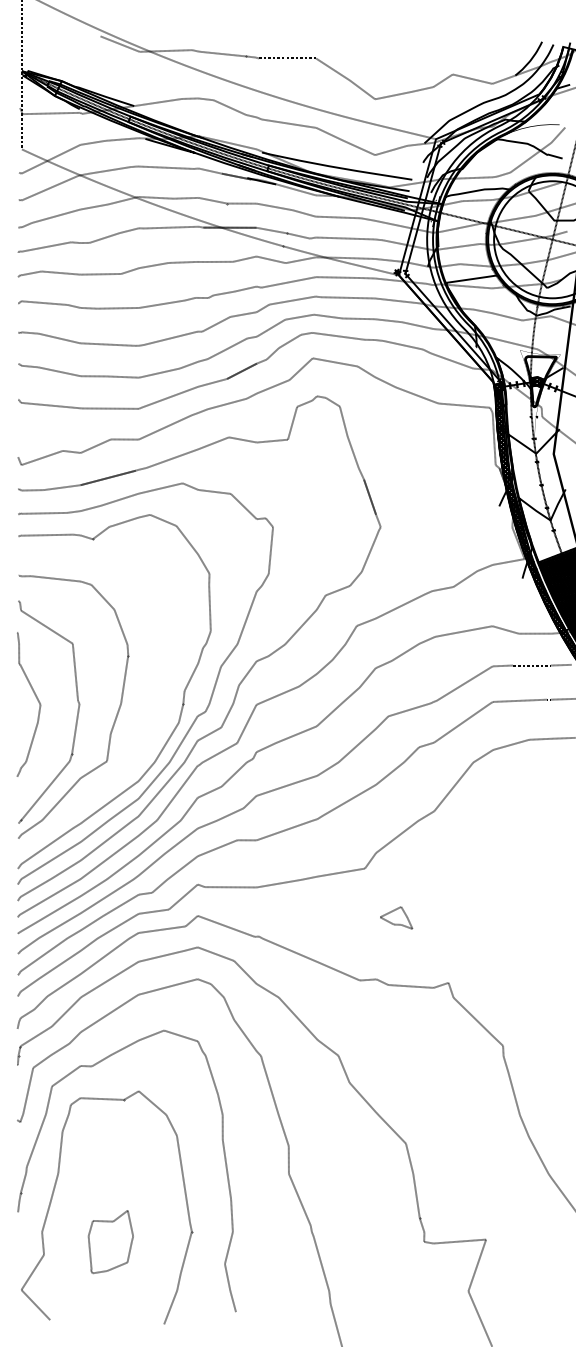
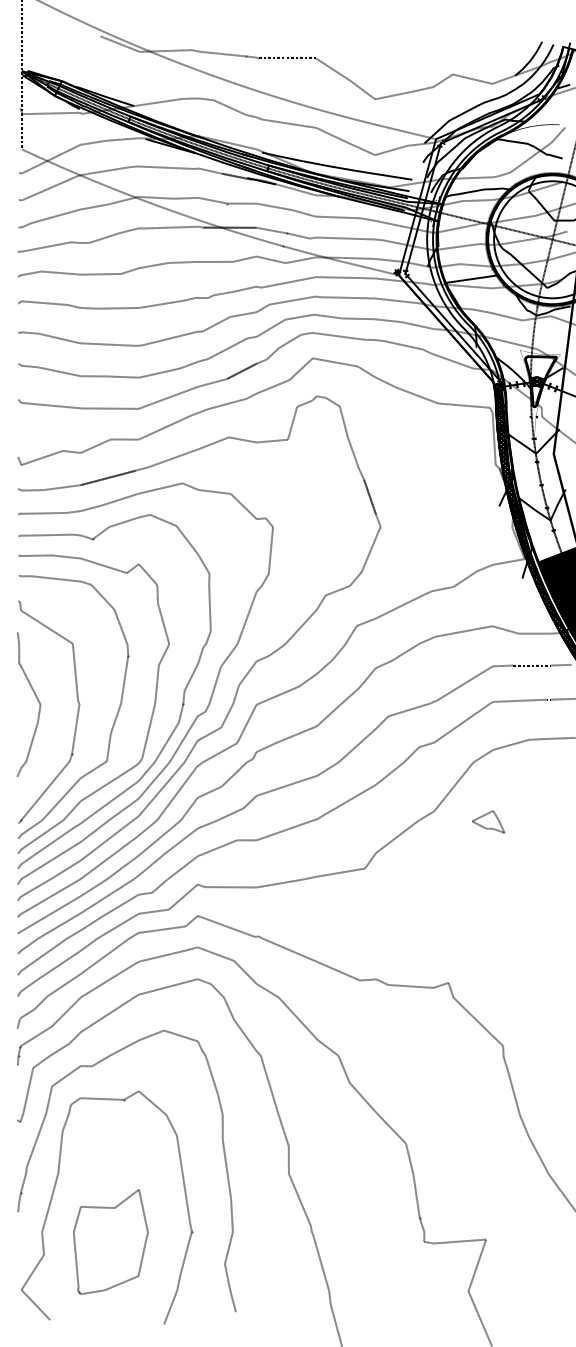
curve: none -> present (150, 718)
part position: (396, 917) -> (488, 821) (488, 821)
part size: 47x64 px -> 76x106 px (110, 1241)
